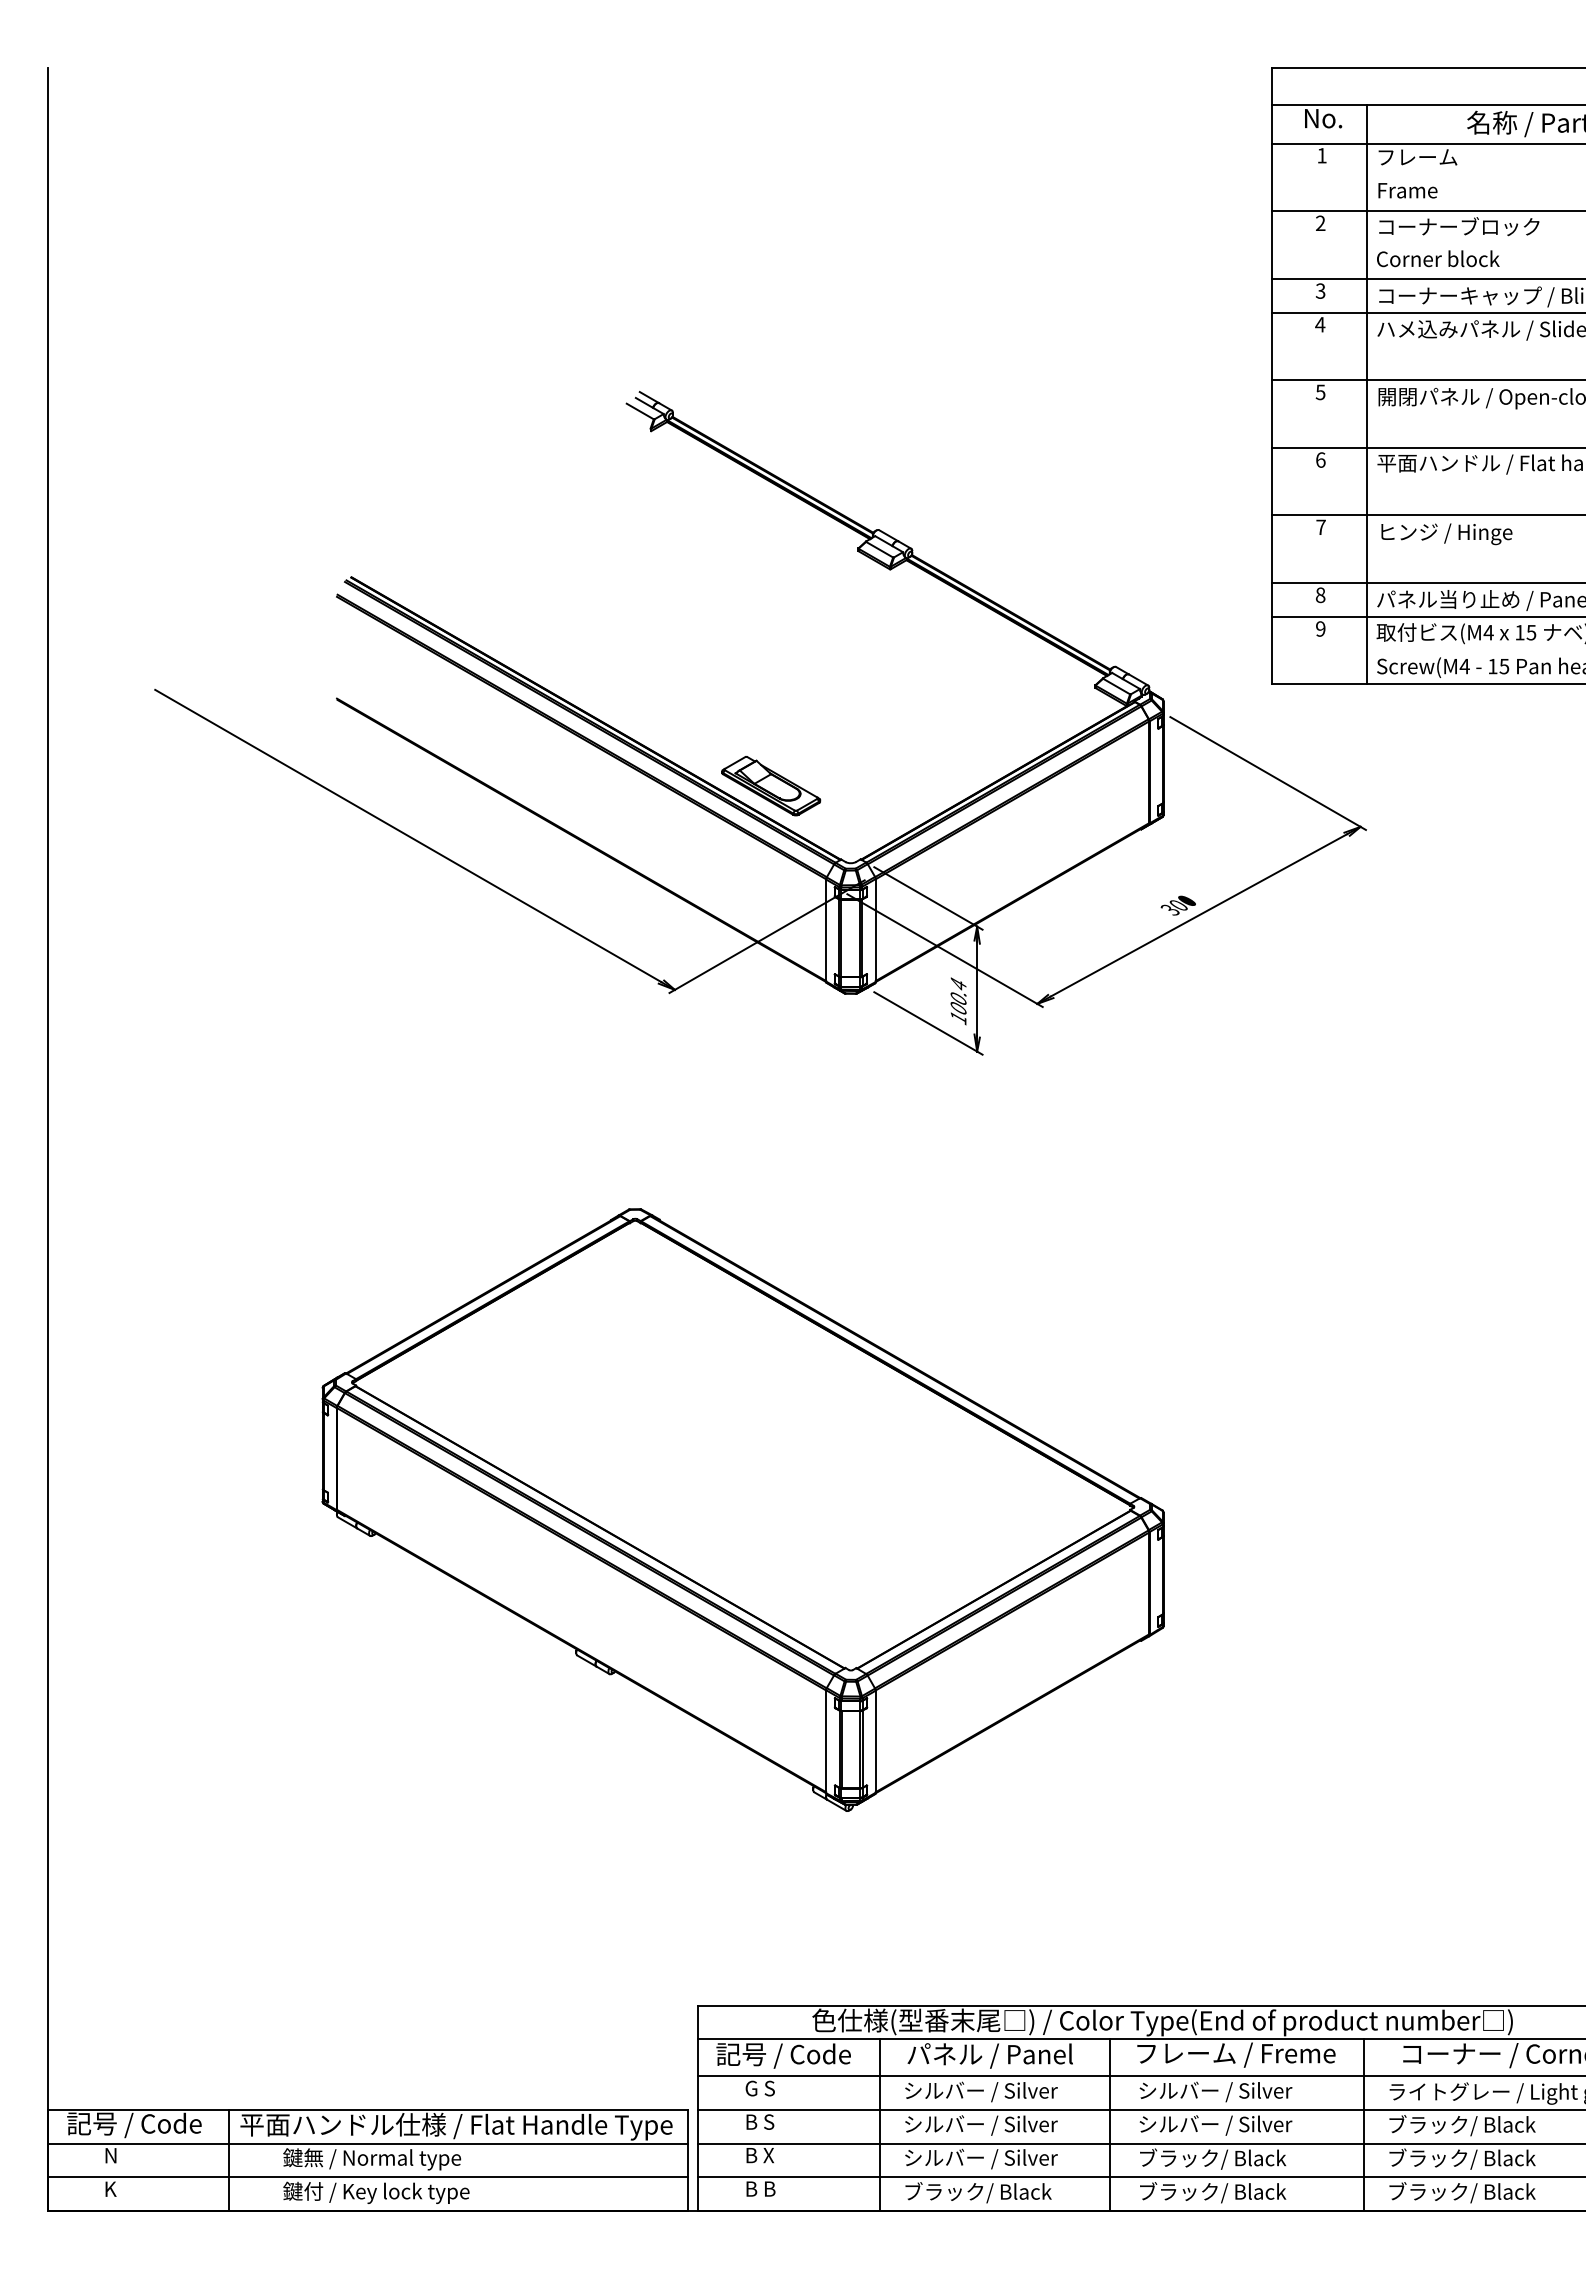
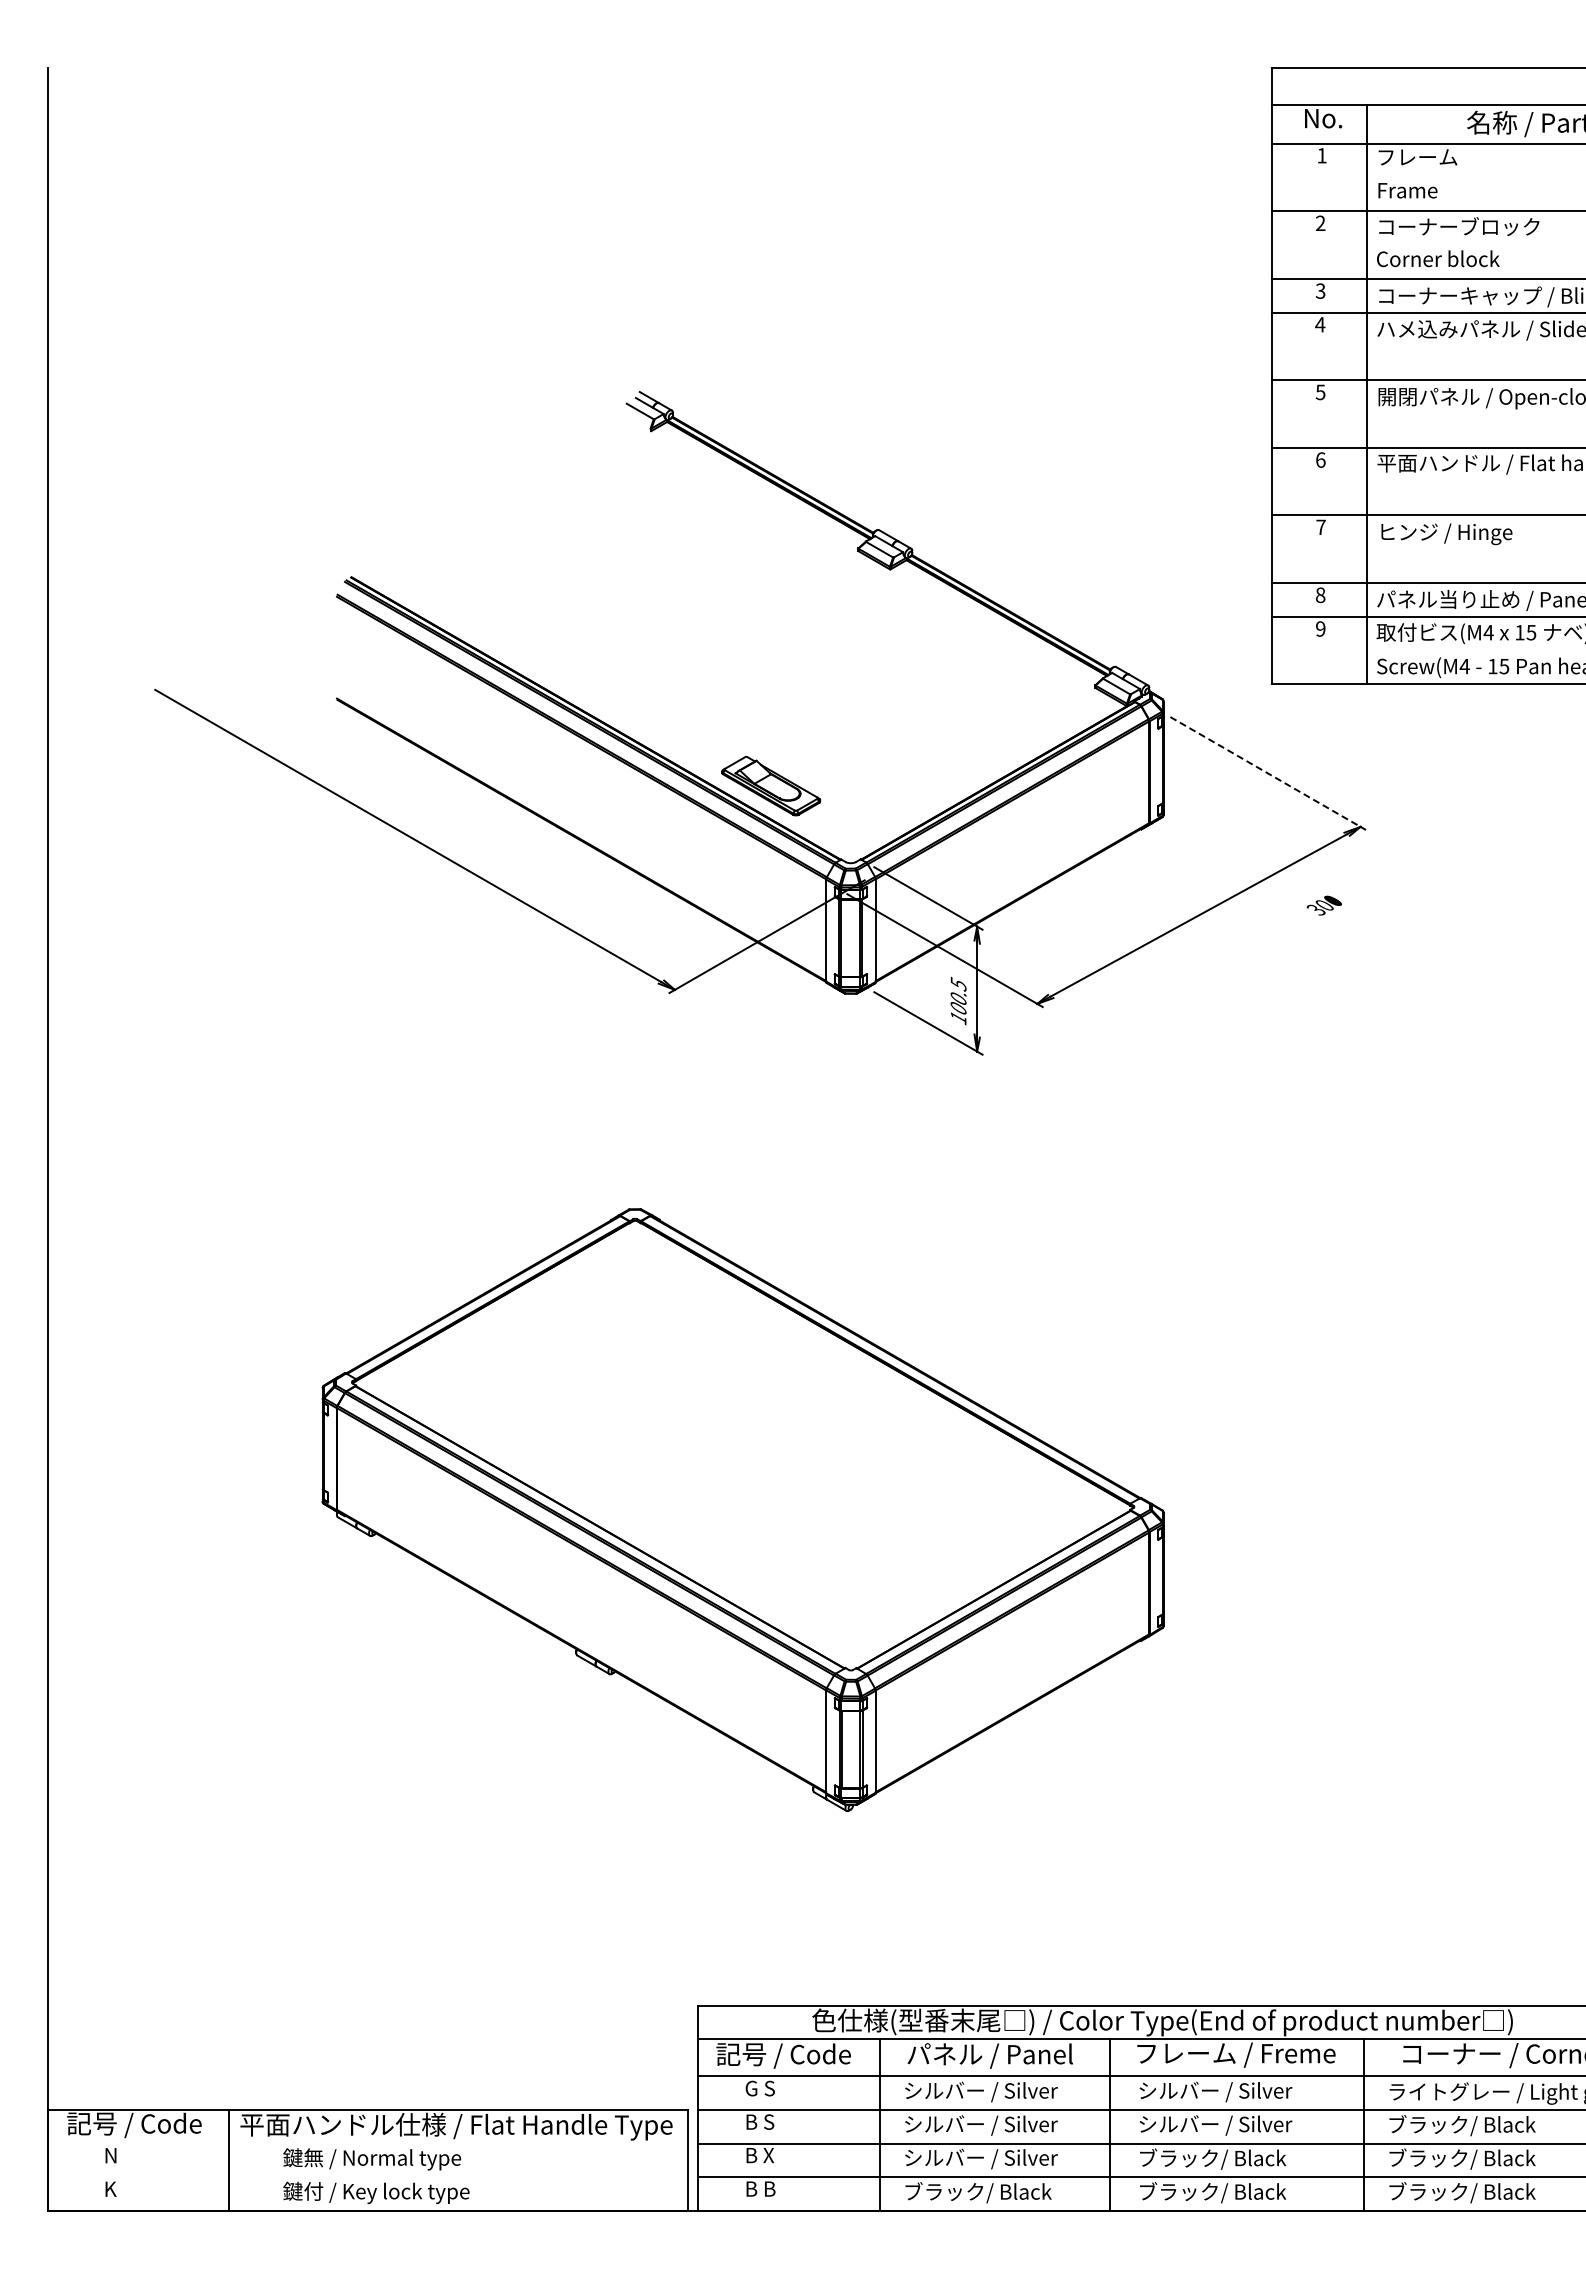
line: solid -> dashed (1268, 773)
text position: (1177, 905) -> (1323, 905) (1323, 905)
text: 100.4 -> 100.5 (958, 983)
line: present -> none (367, 2143)
line: present -> none (367, 2177)
